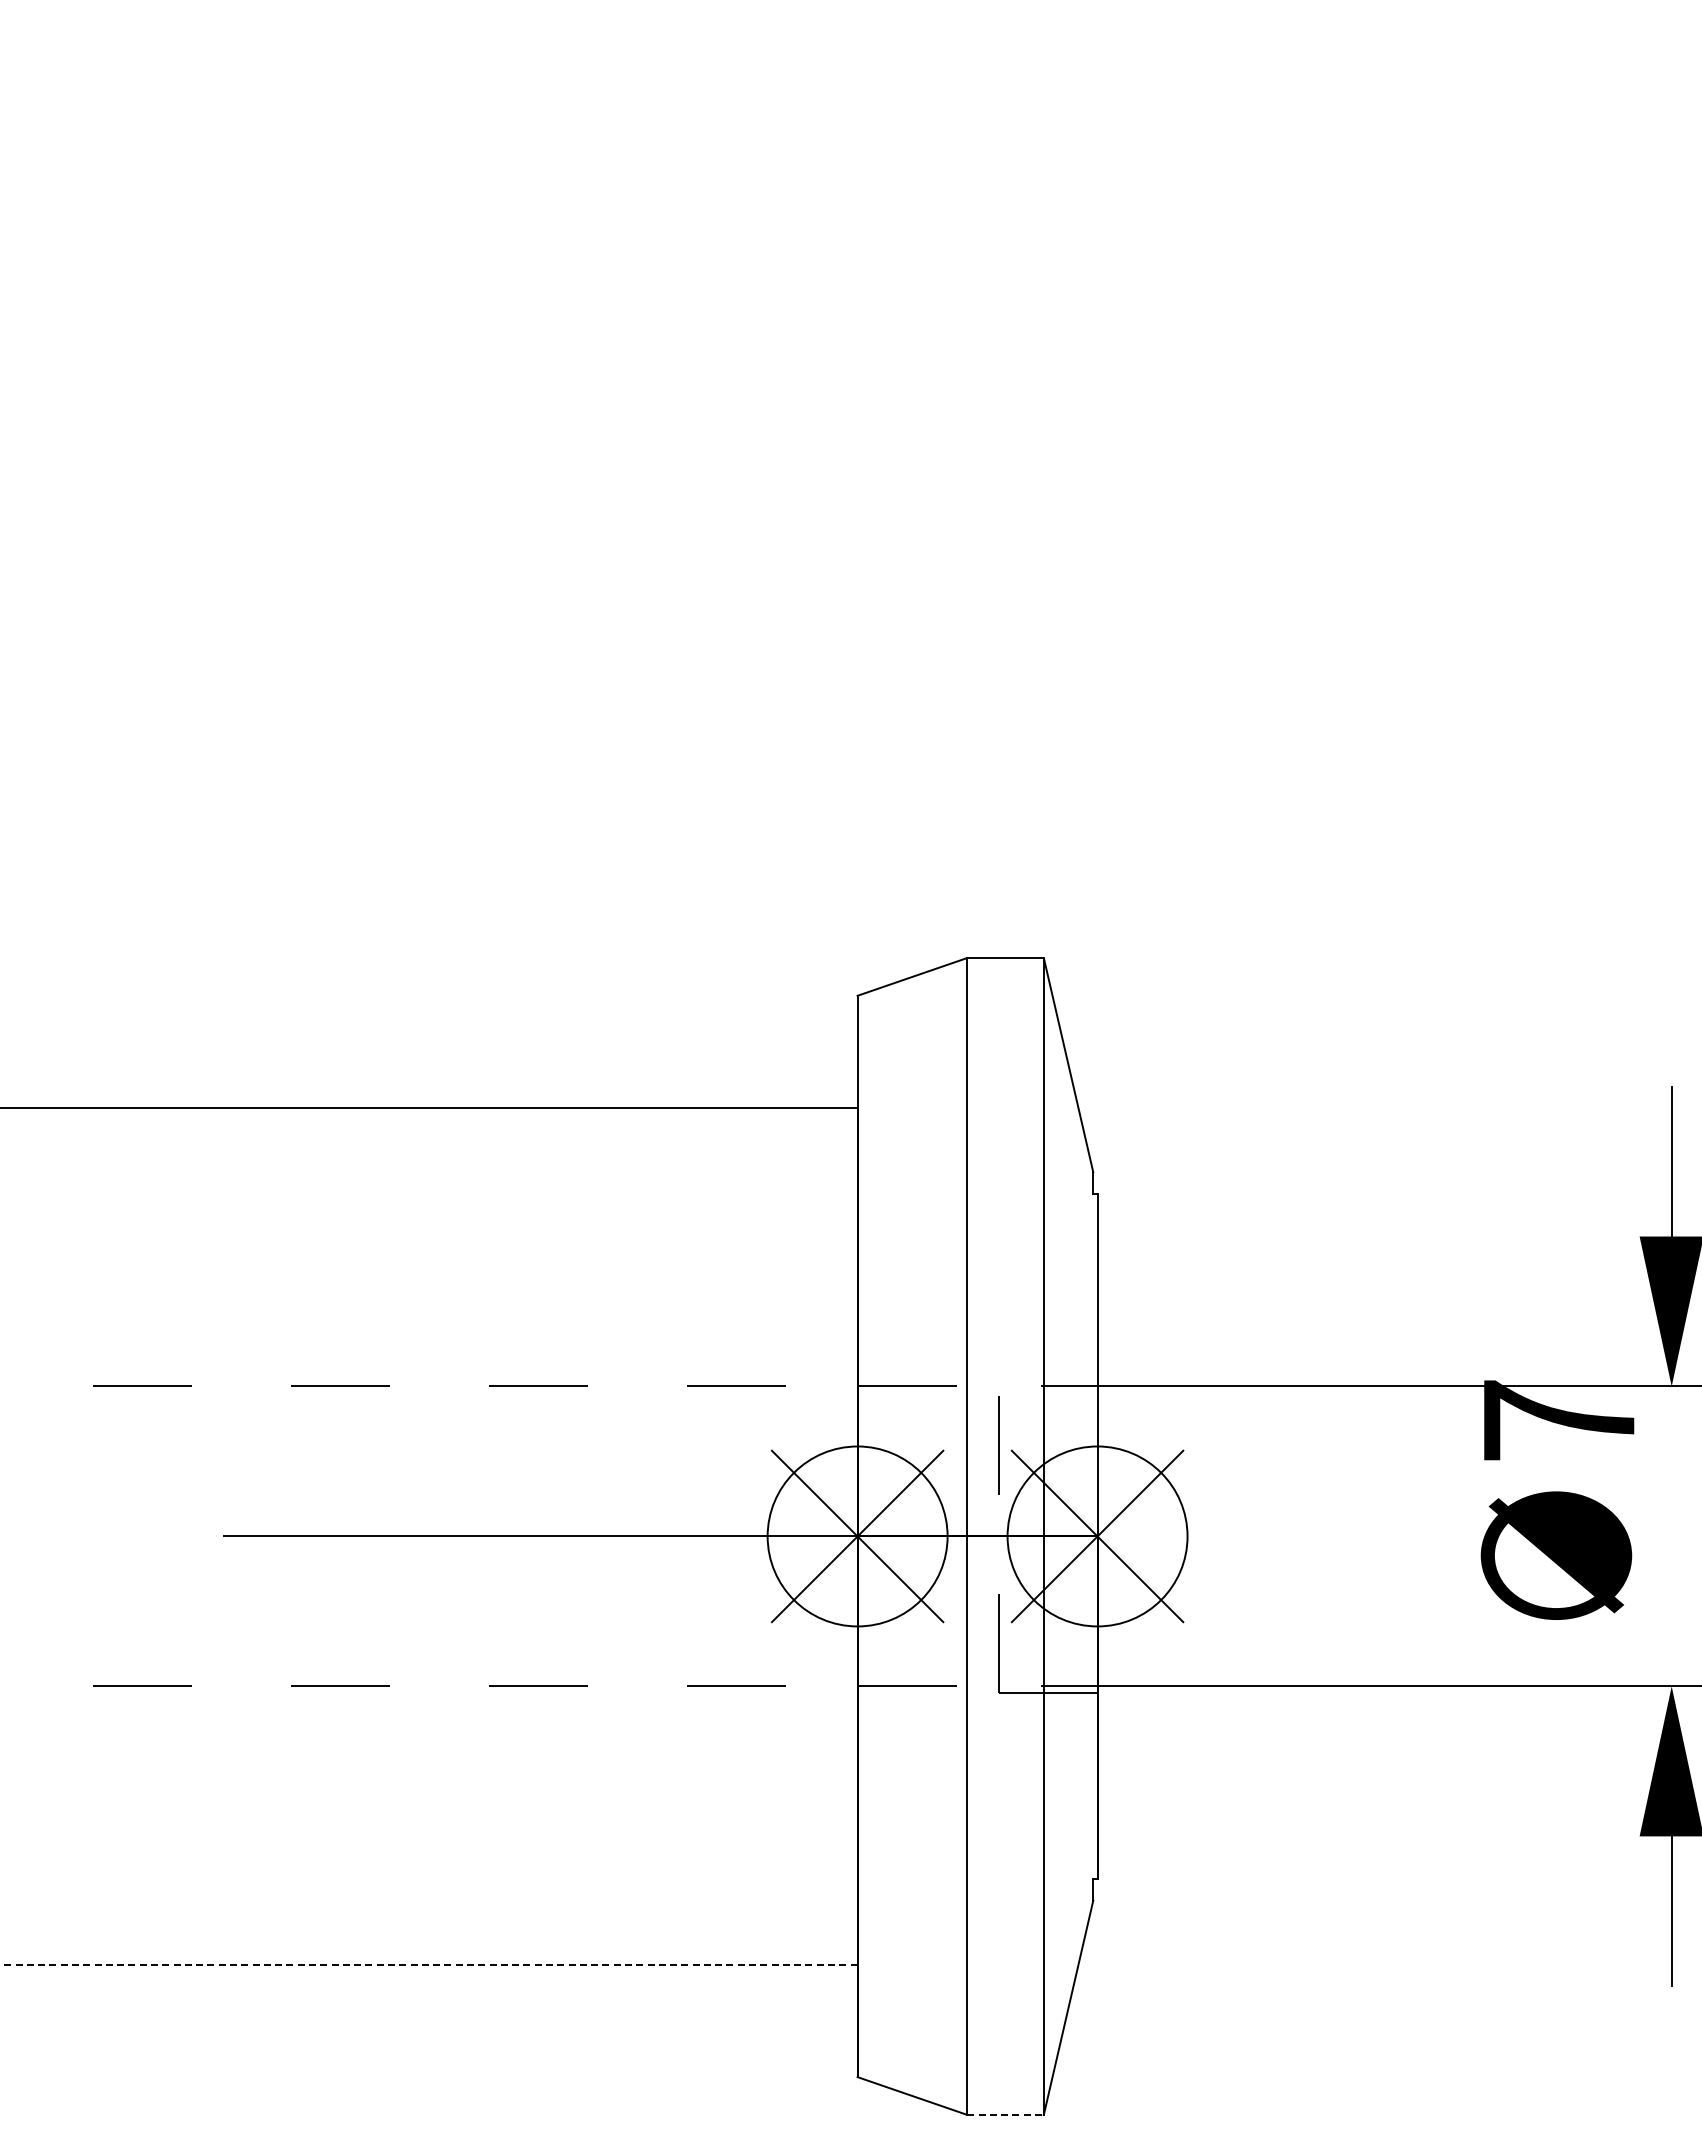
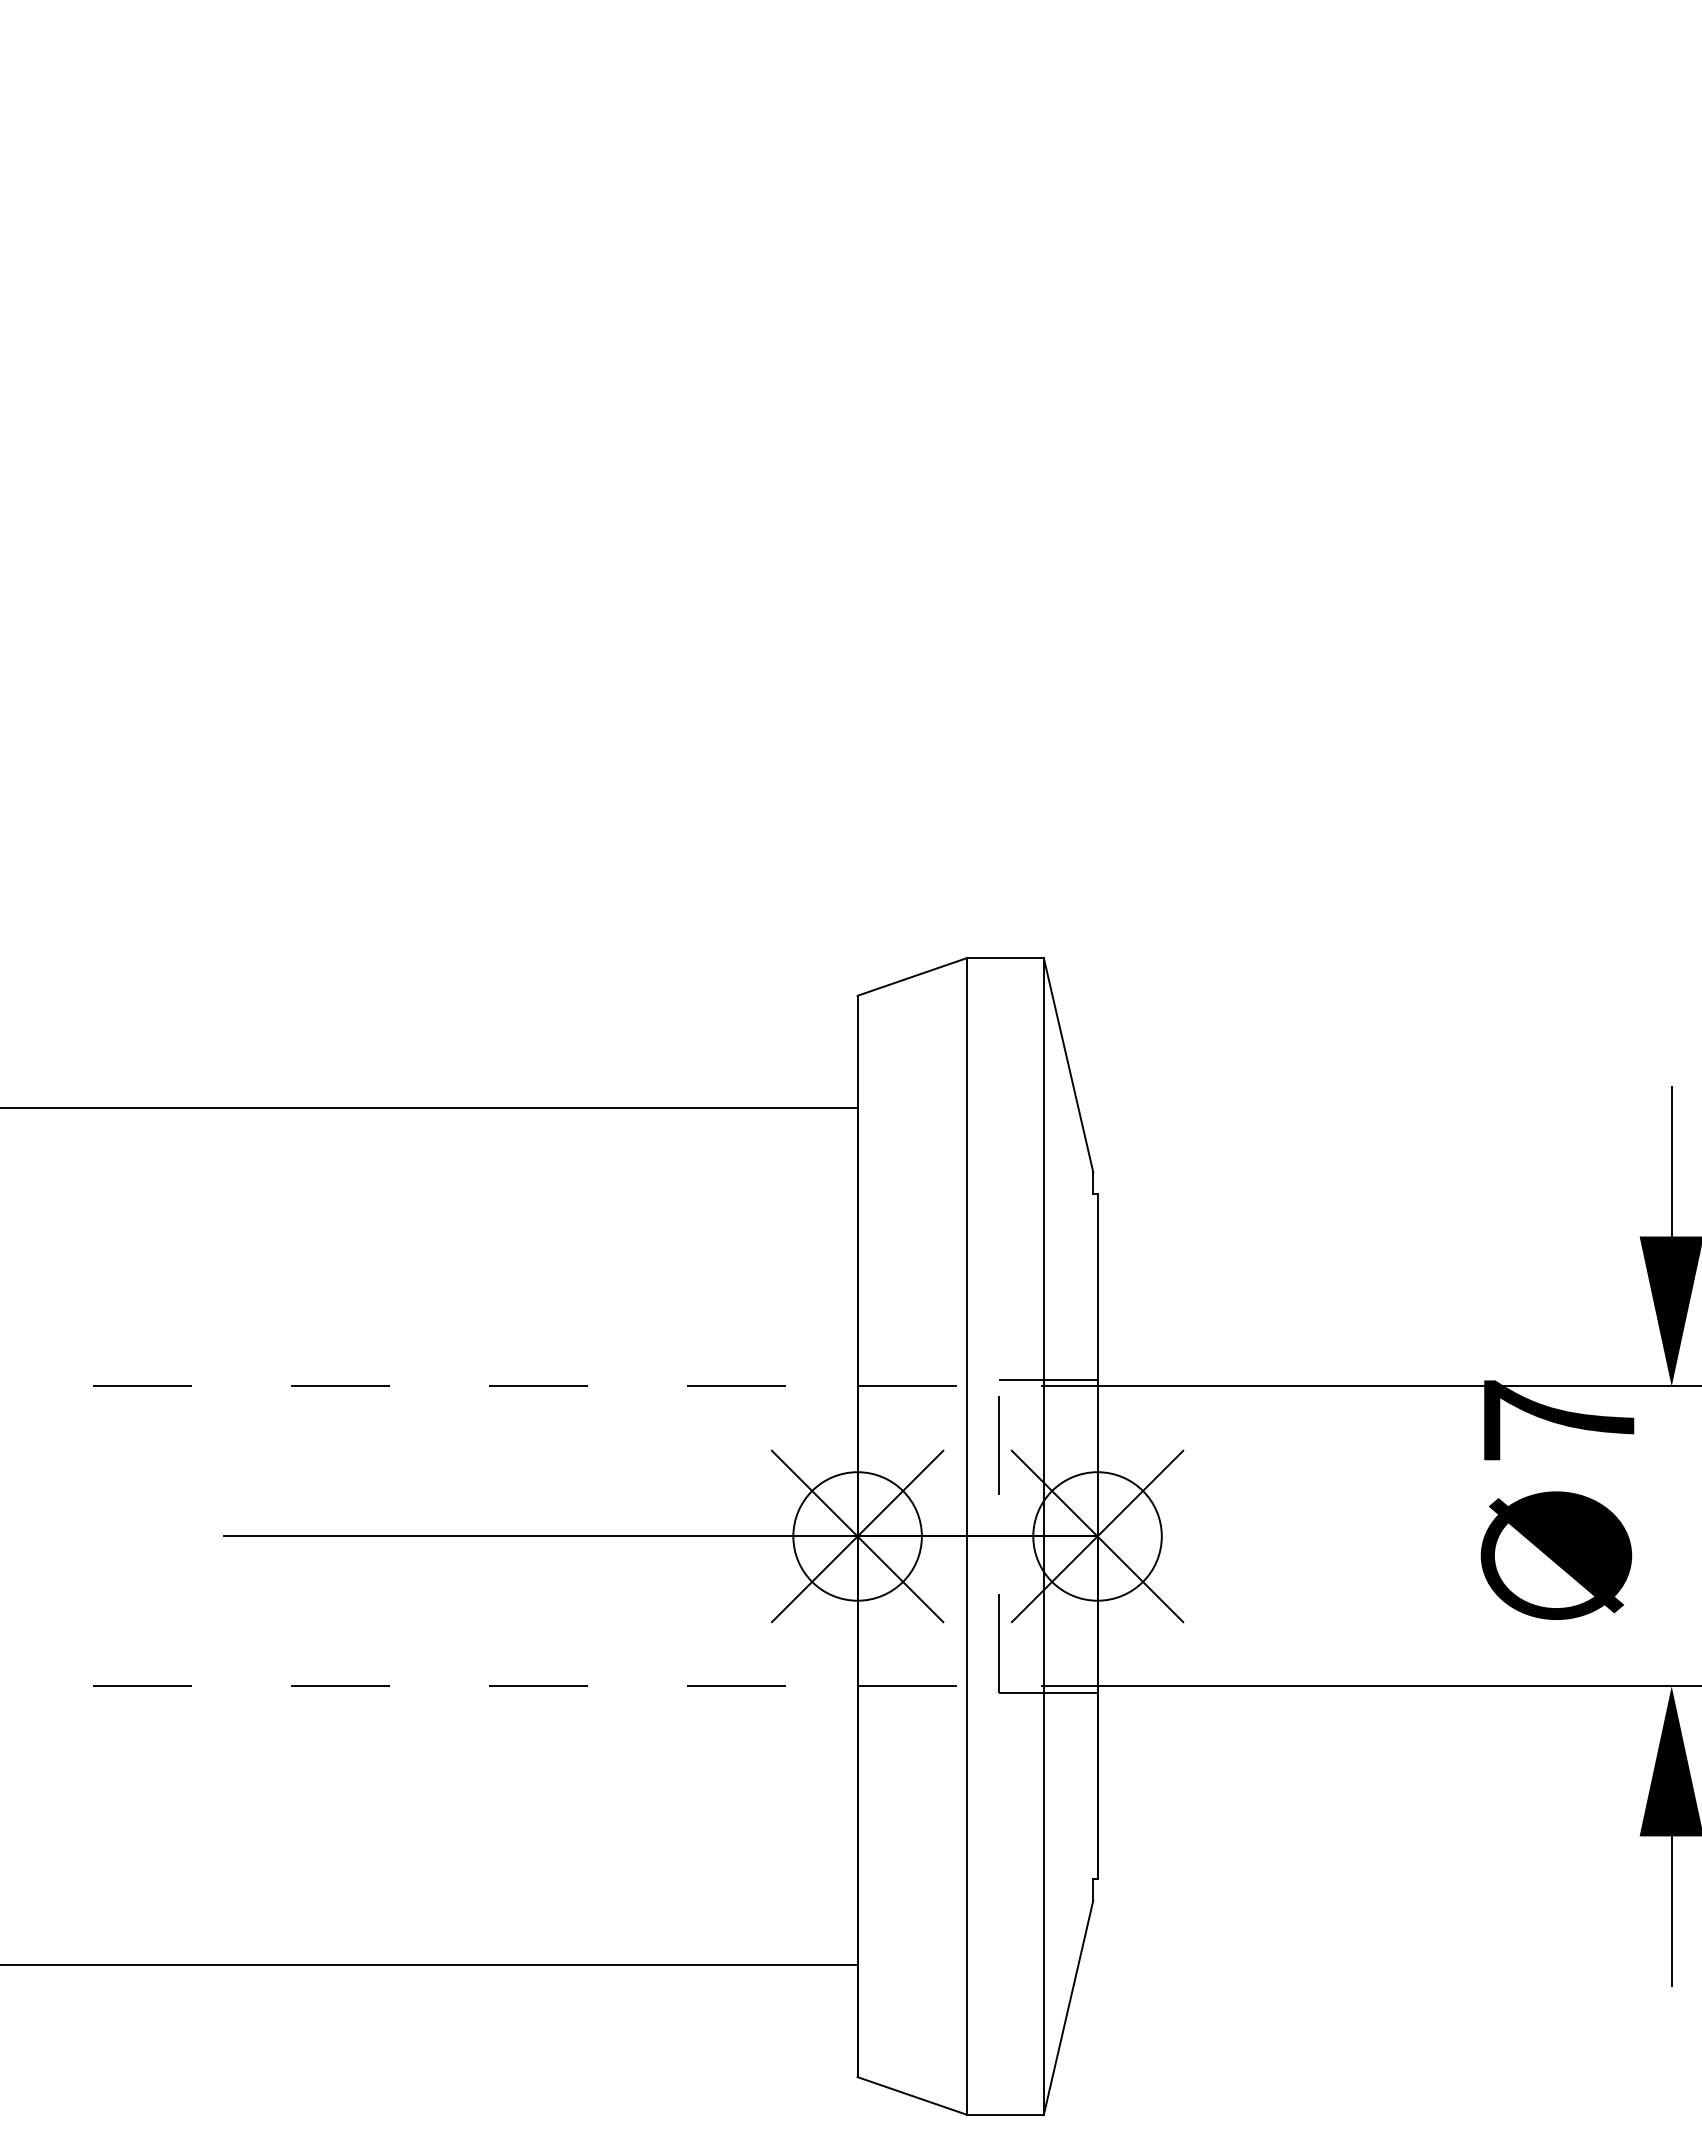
line: none -> present (1048, 1380)
circle diameter: 180 px -> 129 px (857, 1536)
circle diameter: 180 px -> 129 px (1097, 1536)
line: dashed -> solid (428, 1964)
line: dashed -> solid (1006, 2114)
